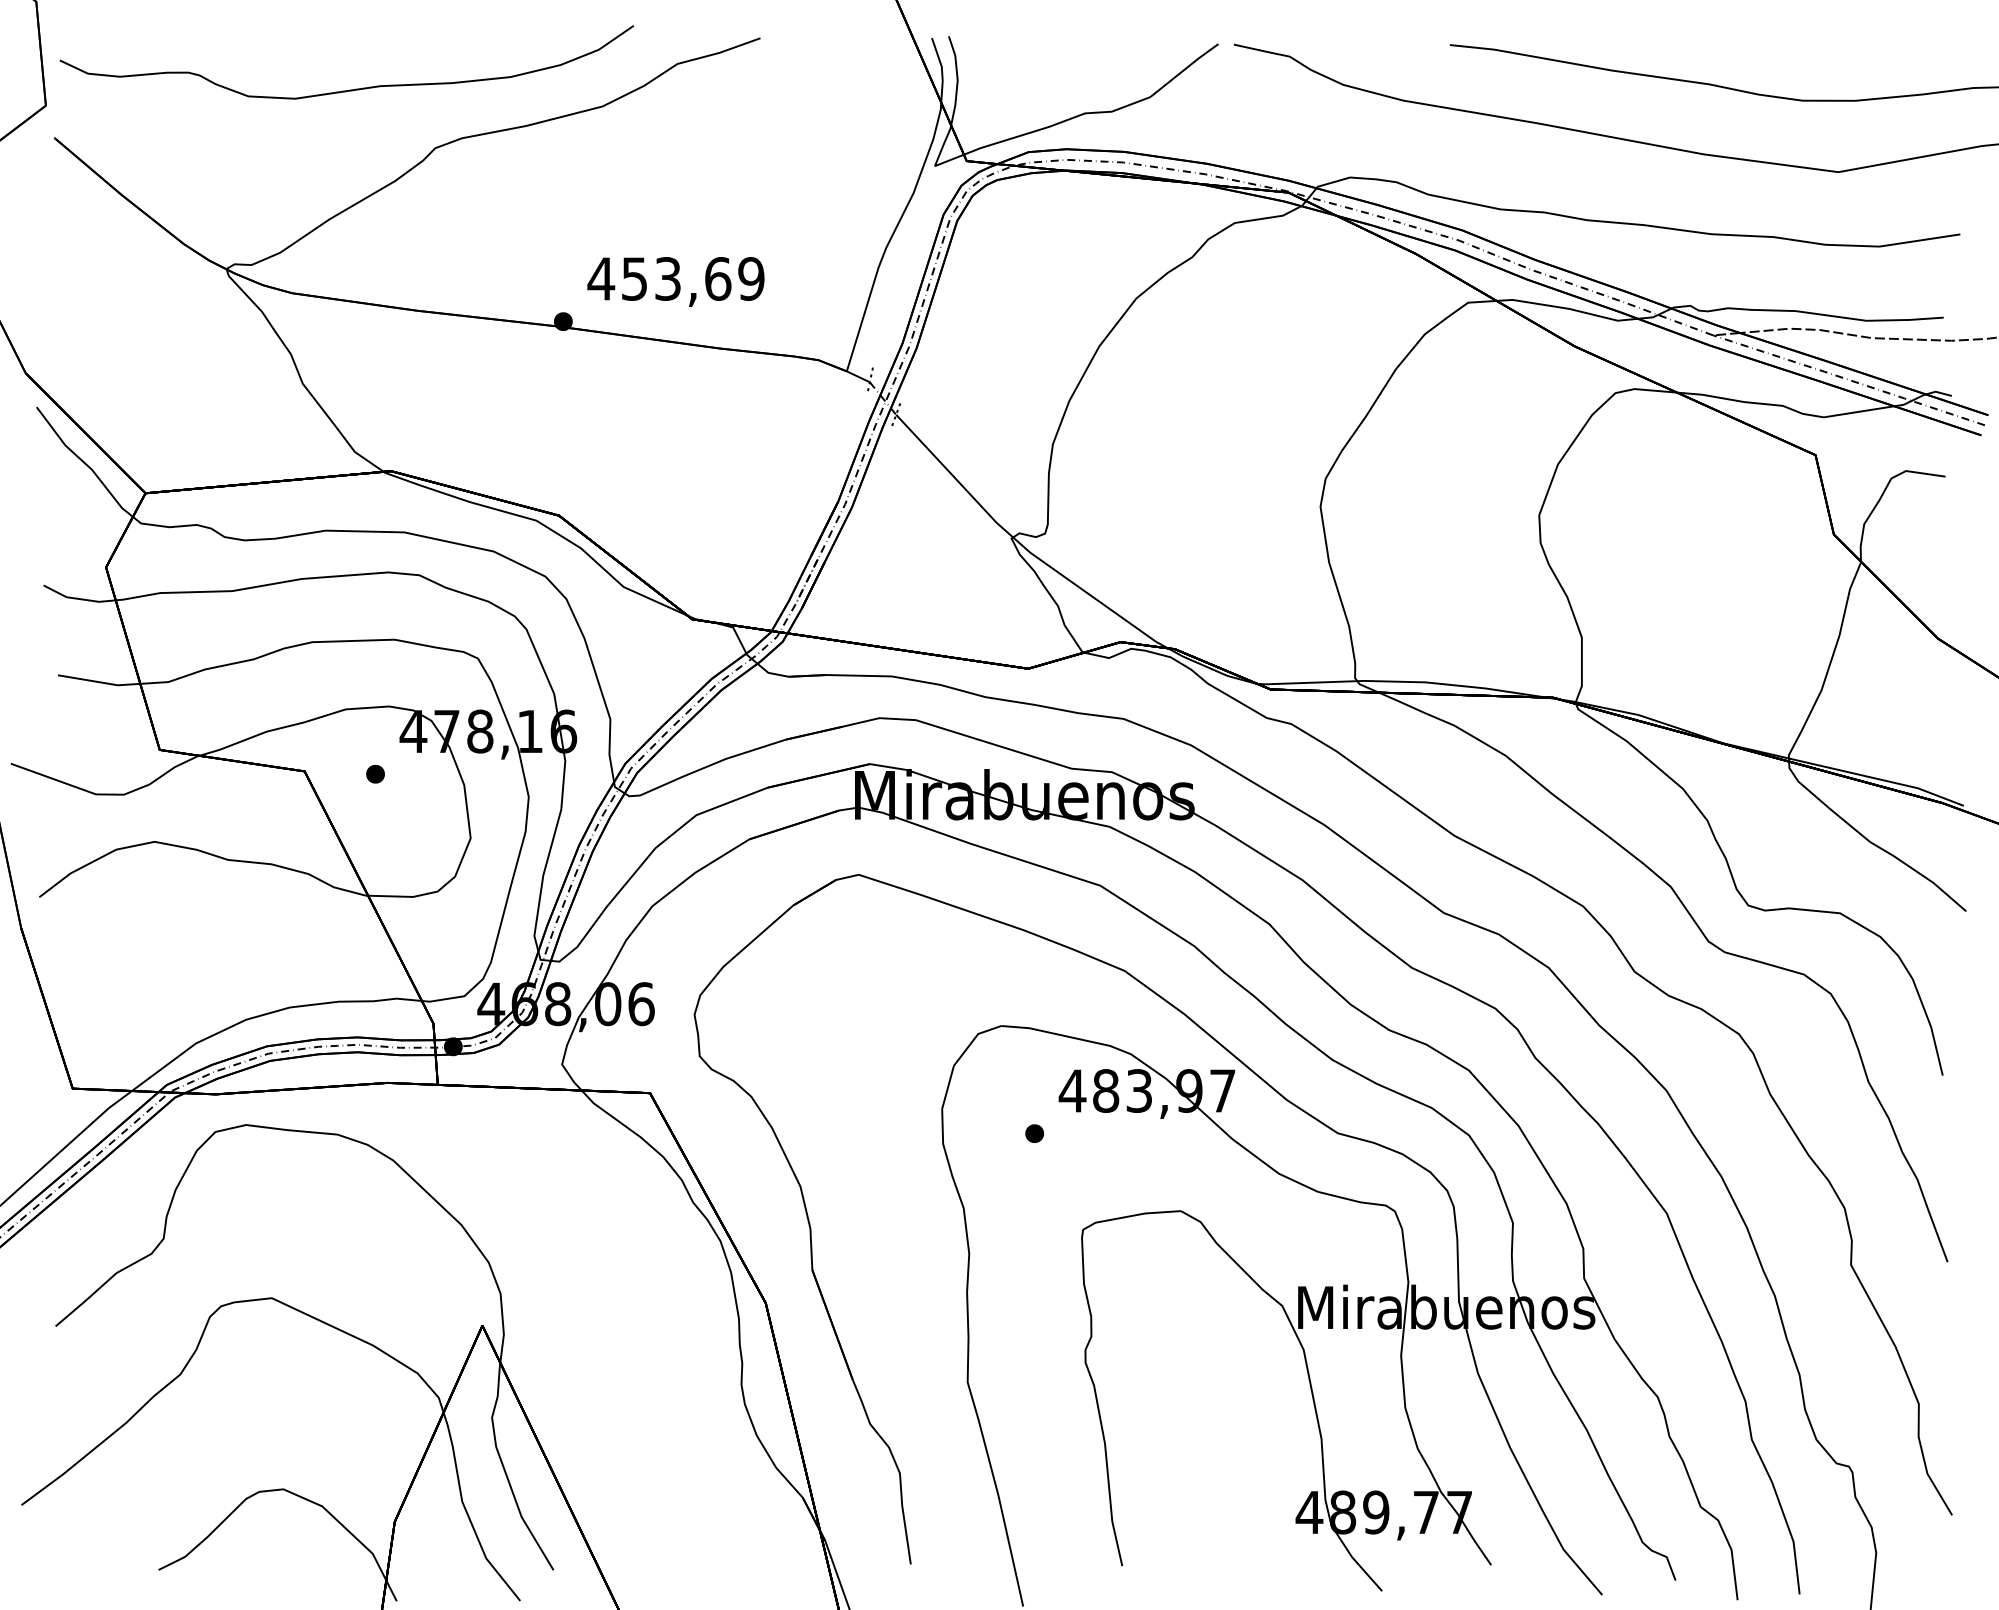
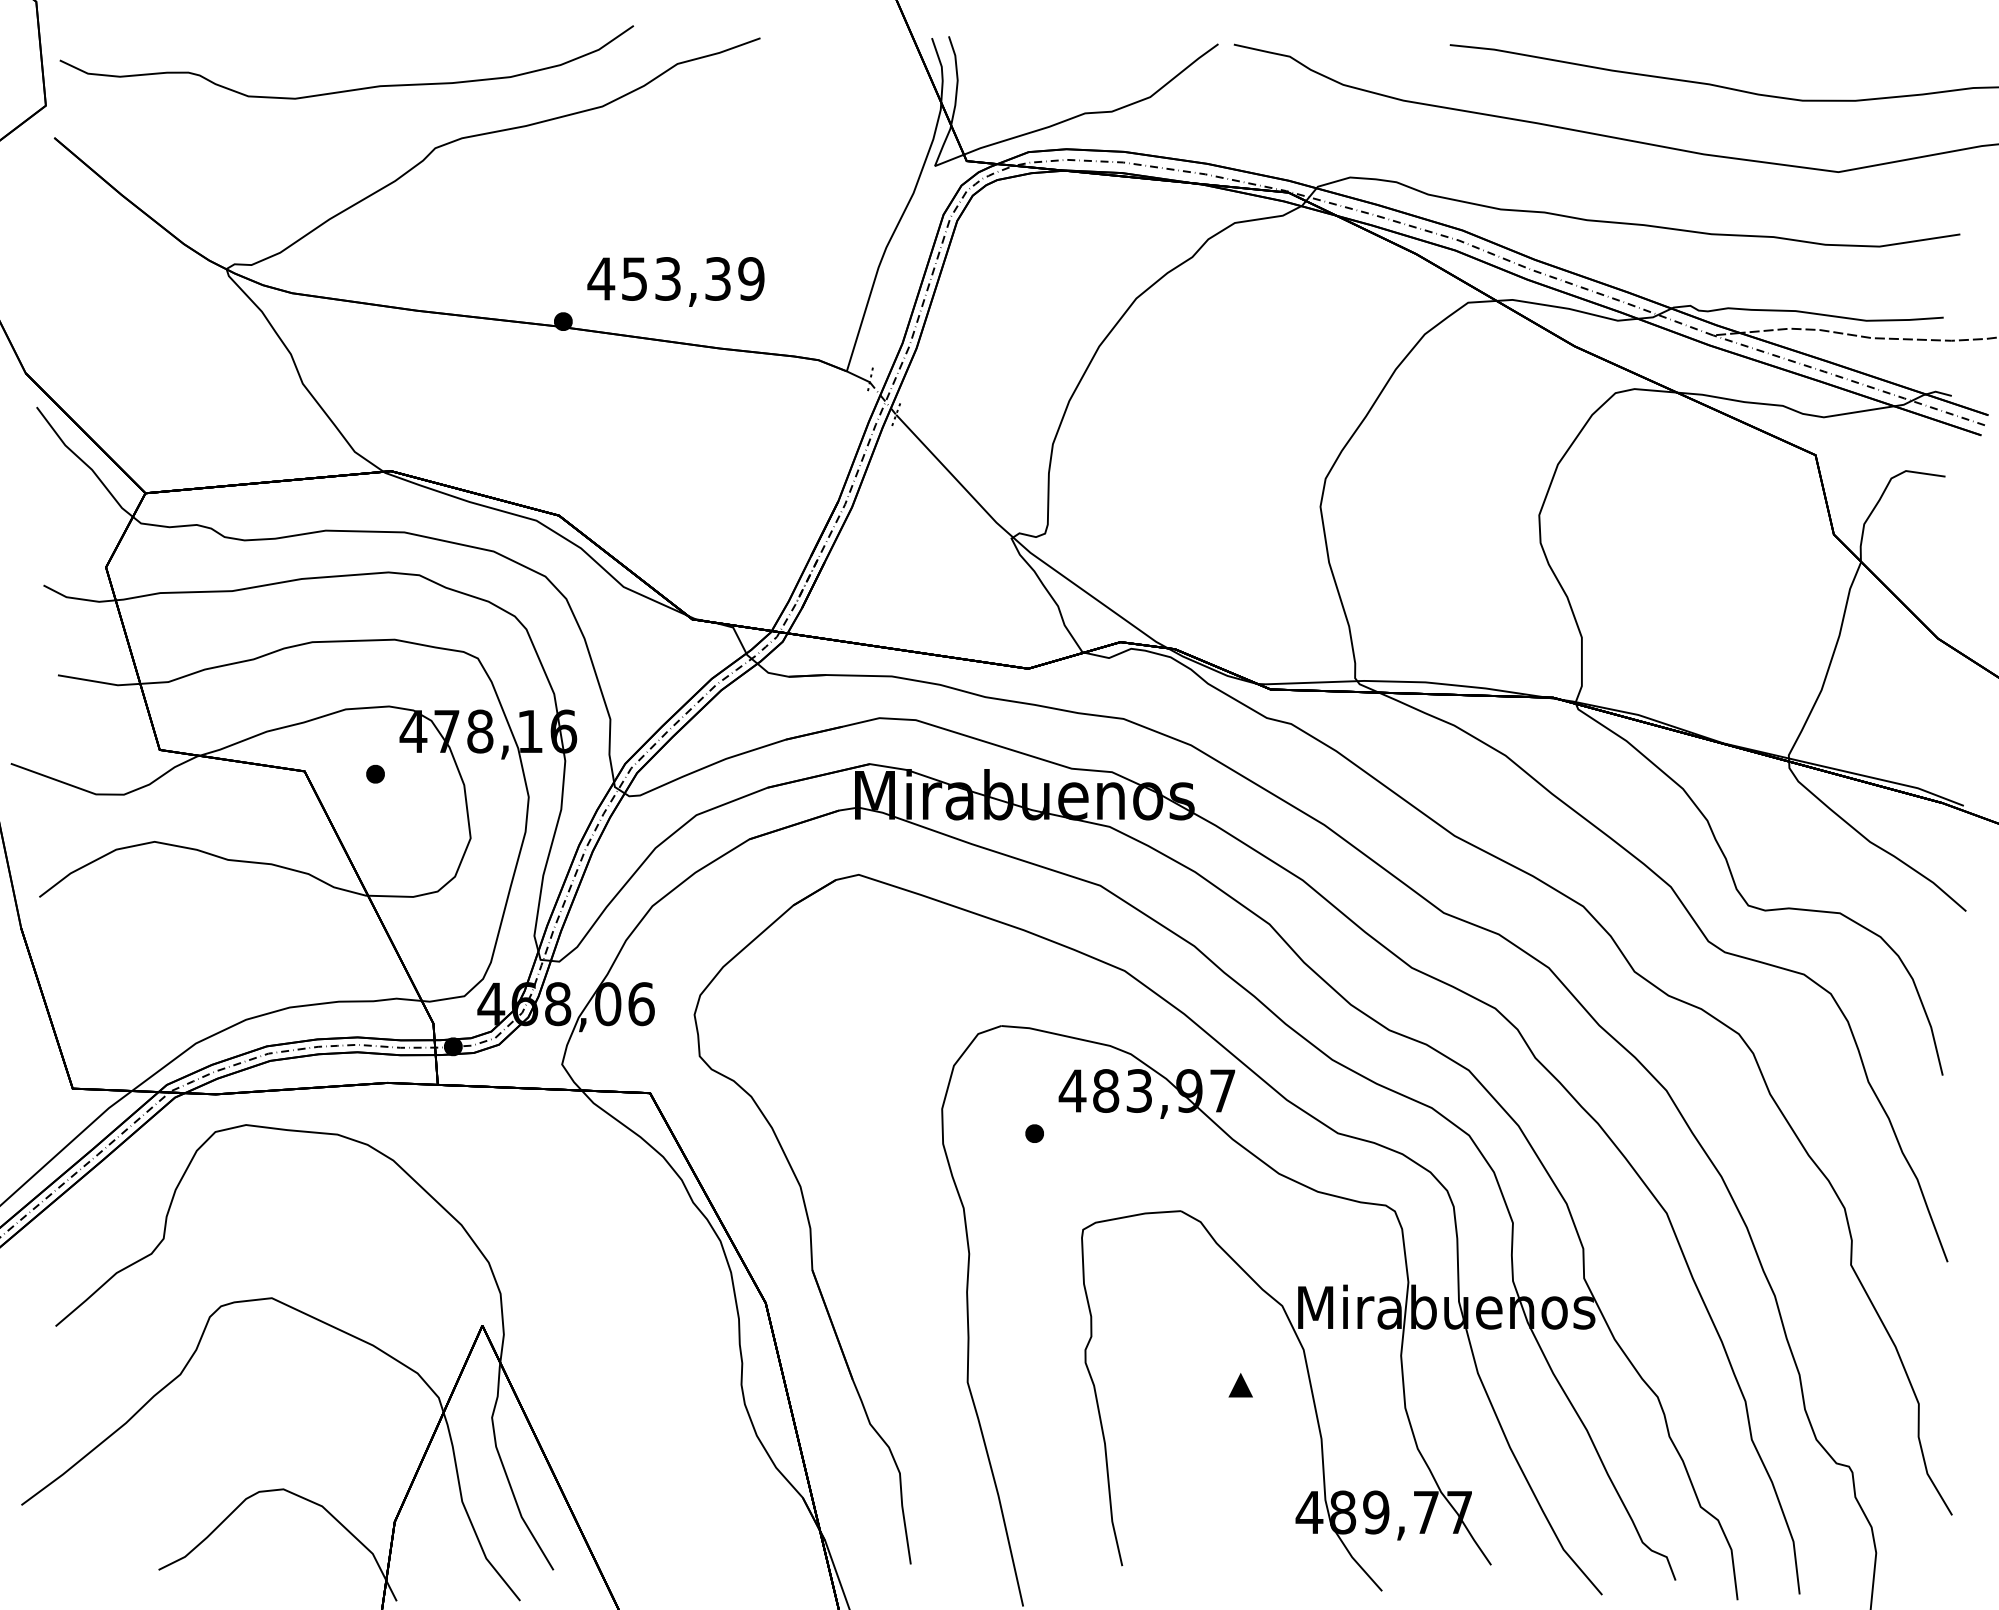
text: 453,69 -> 453,39 (718, 278)
part: none -> present (1240, 1385)
